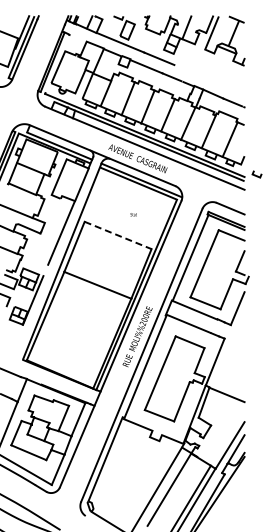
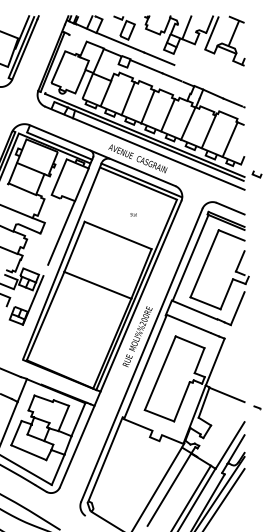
line: dashed -> solid (118, 235)
part: none -> present (257, 407)
line: none -> present (224, 498)
